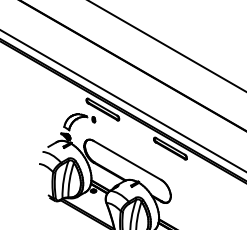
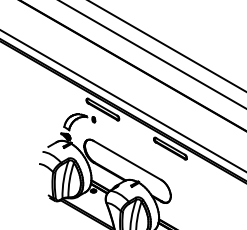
line: none -> present (152, 54)
